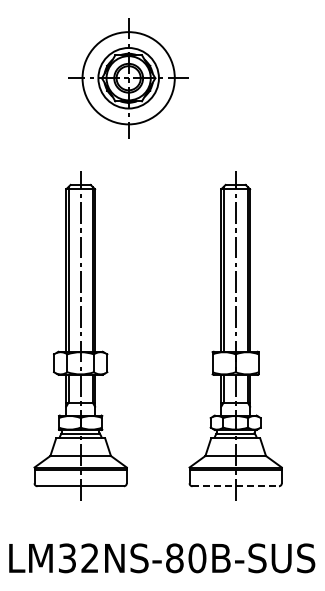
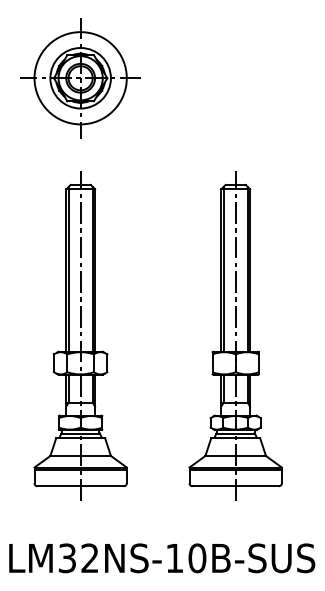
part position: (128, 78) -> (80, 78) (80, 78)
line: dashed -> solid (236, 486)
text: LM32NS-80B-SUS -> LM32NS-10B-SUS (174, 558)
